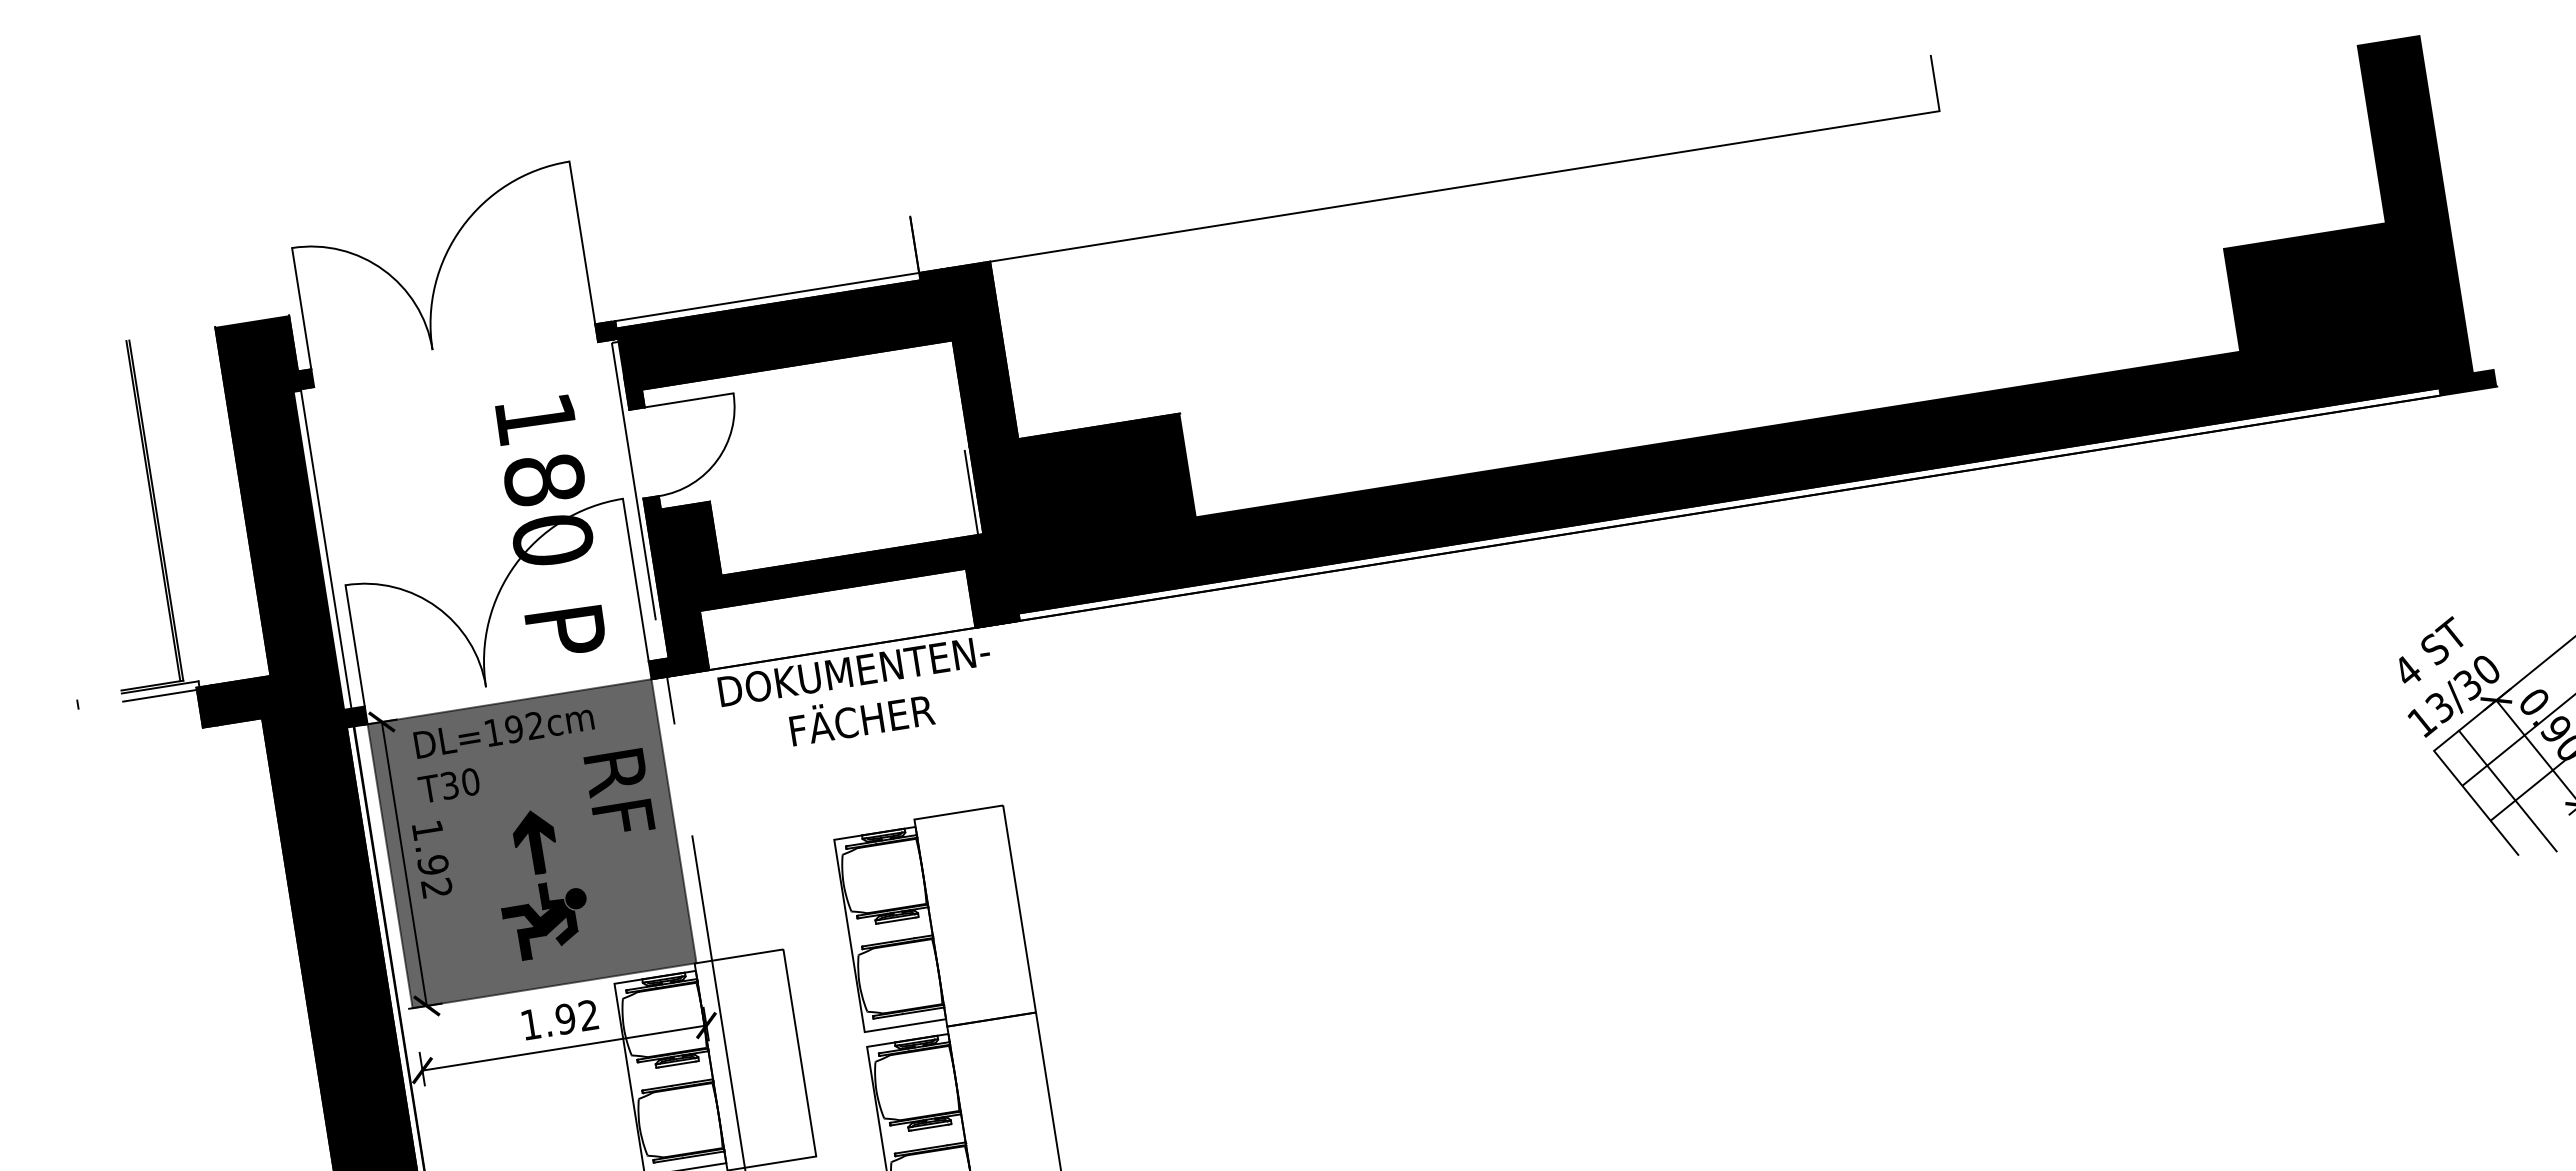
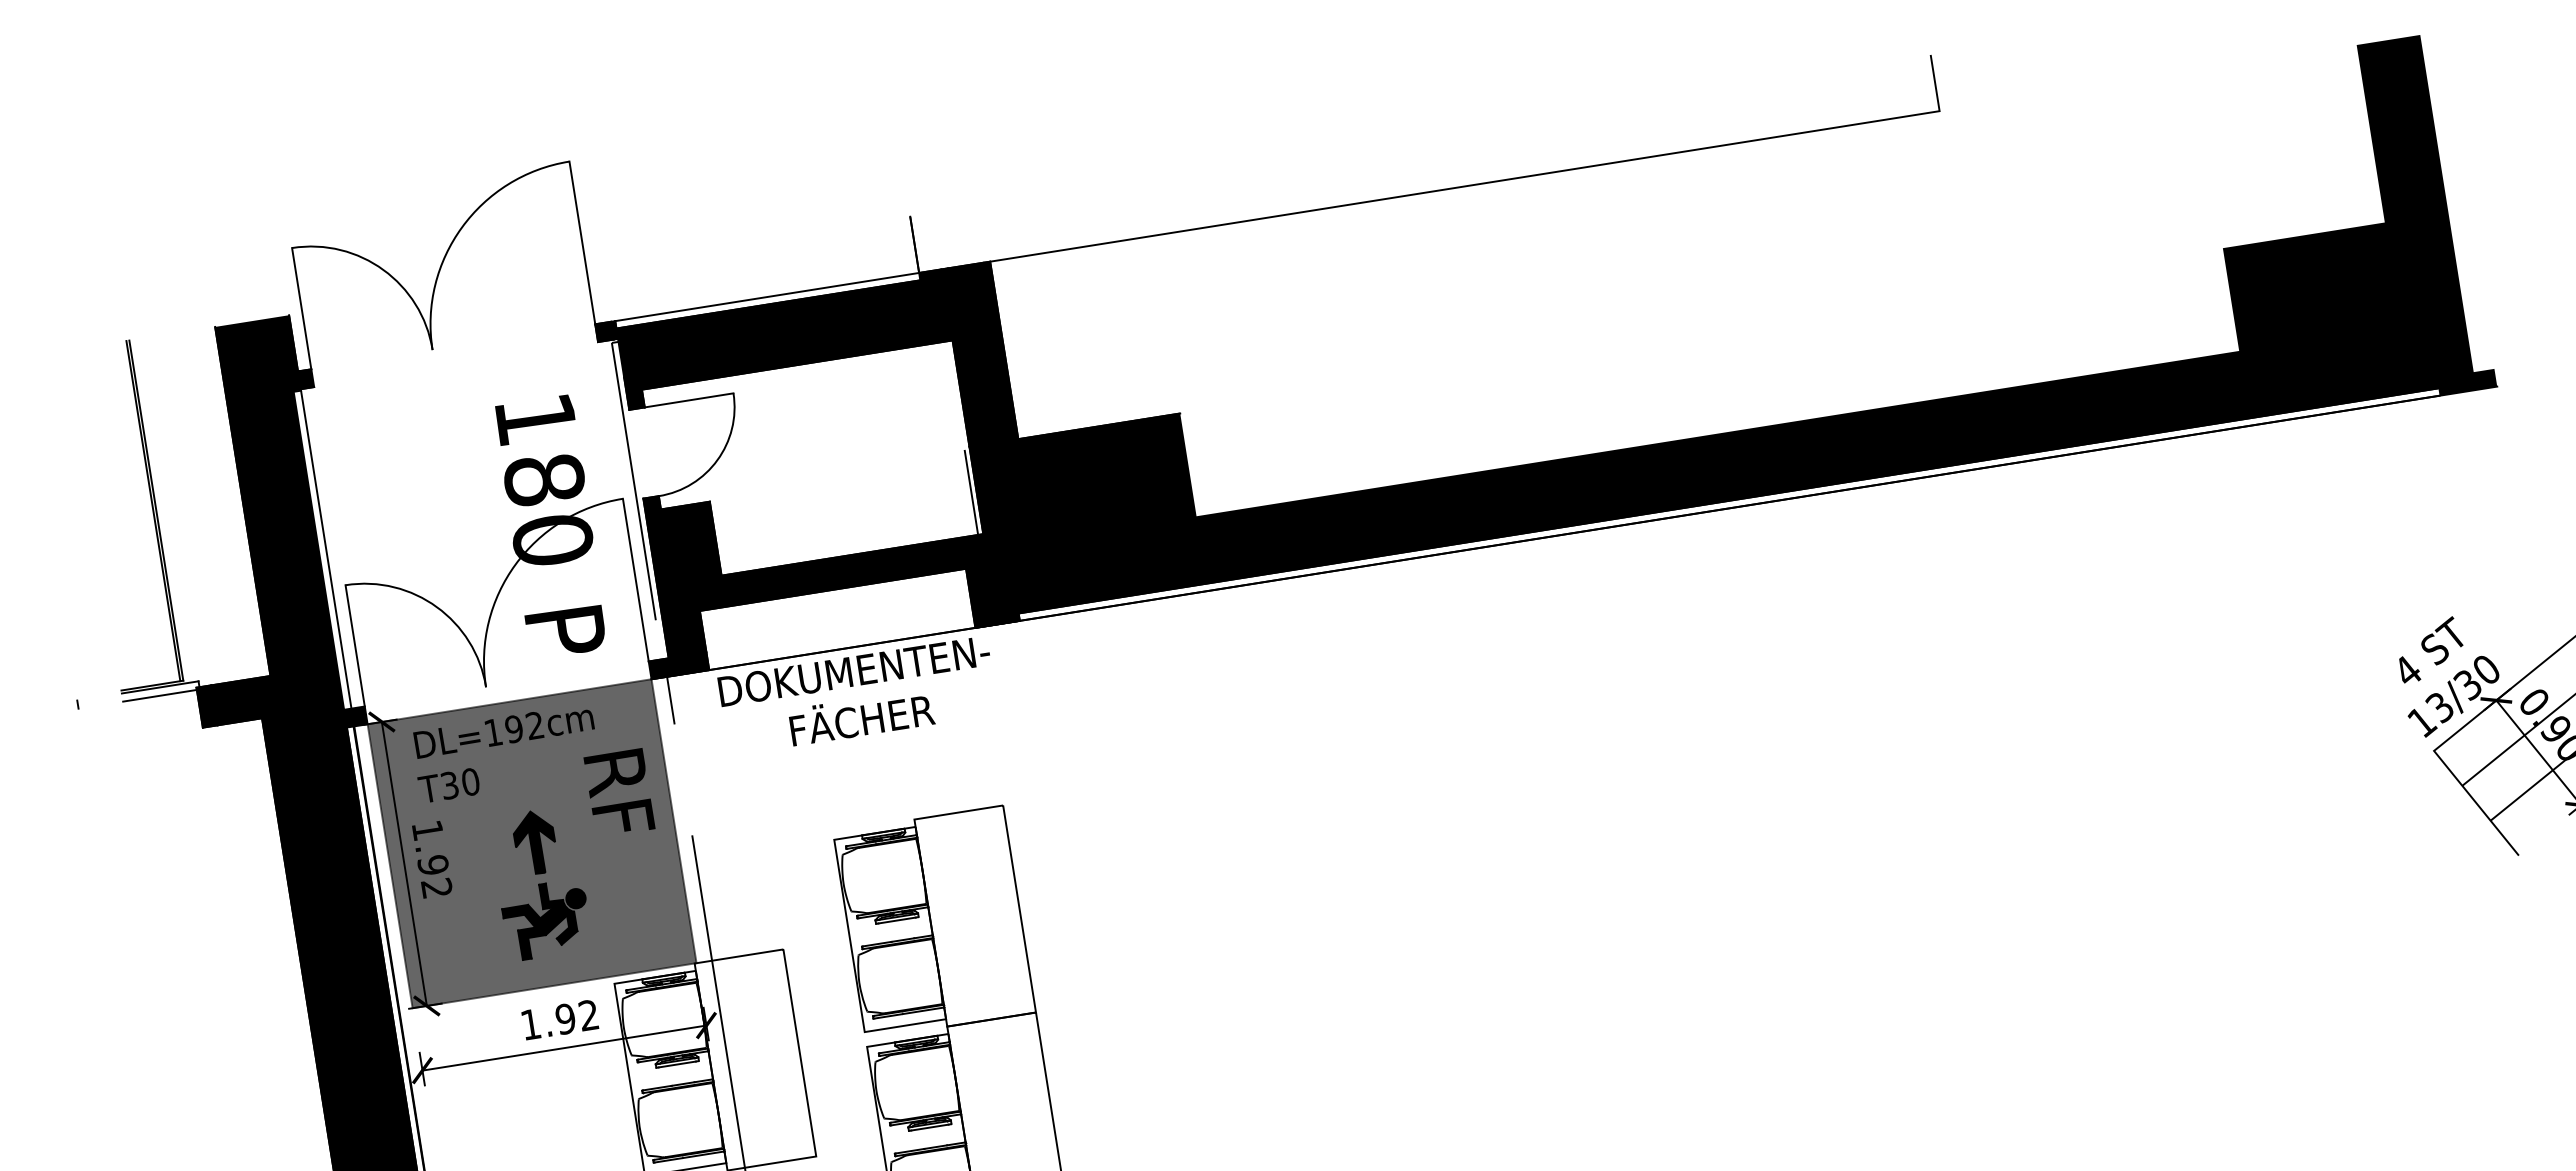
line: present -> none (2507, 790)
